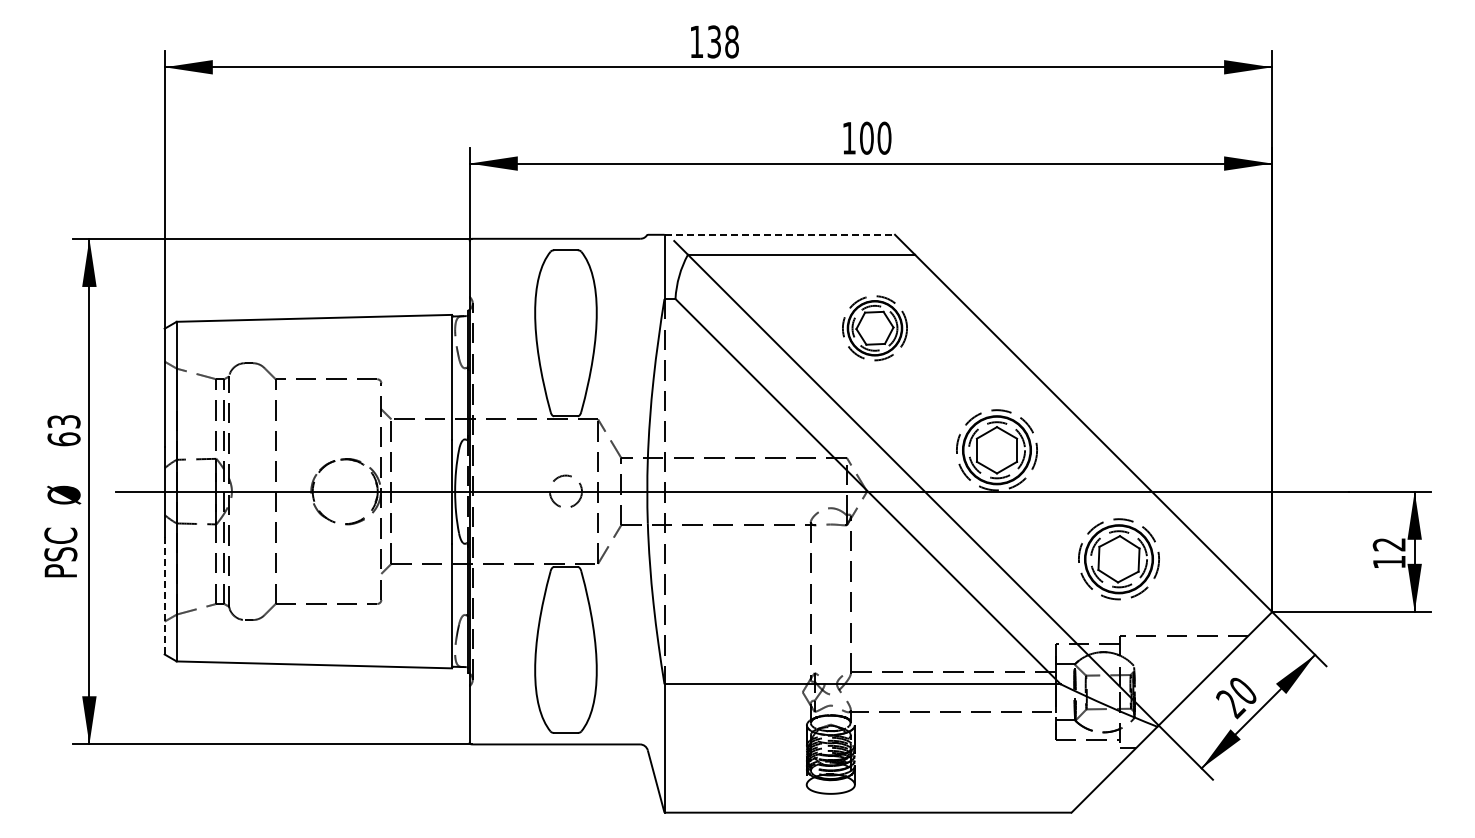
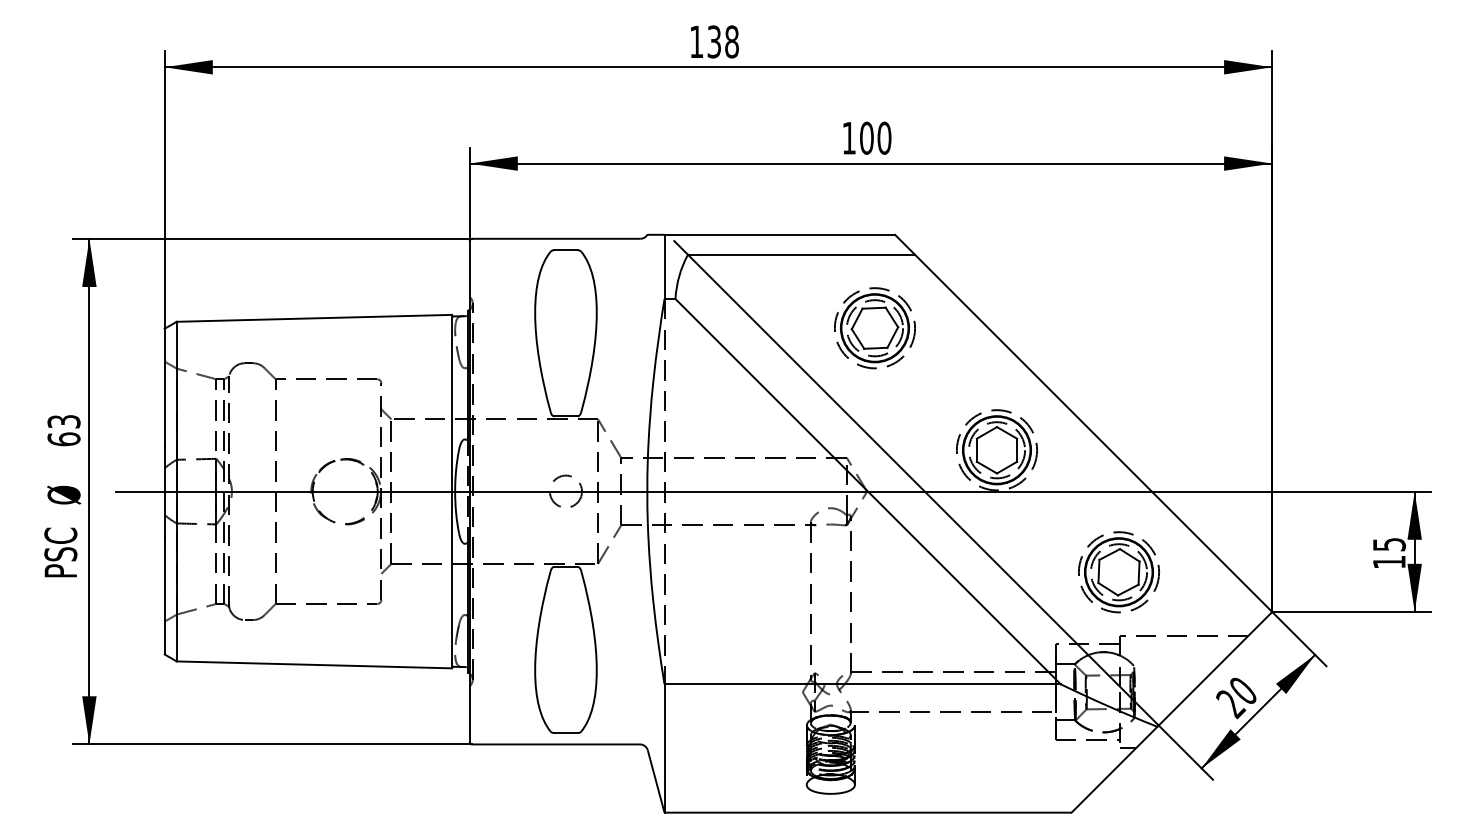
line: dashed -> solid (780, 234)
part size: 66x67 px -> 82x83 px (874, 328)
text: 12 -> 15 (1388, 544)
part position: (1118, 559) -> (1118, 572) (1118, 572)
line: dashed -> solid (164, 595)
